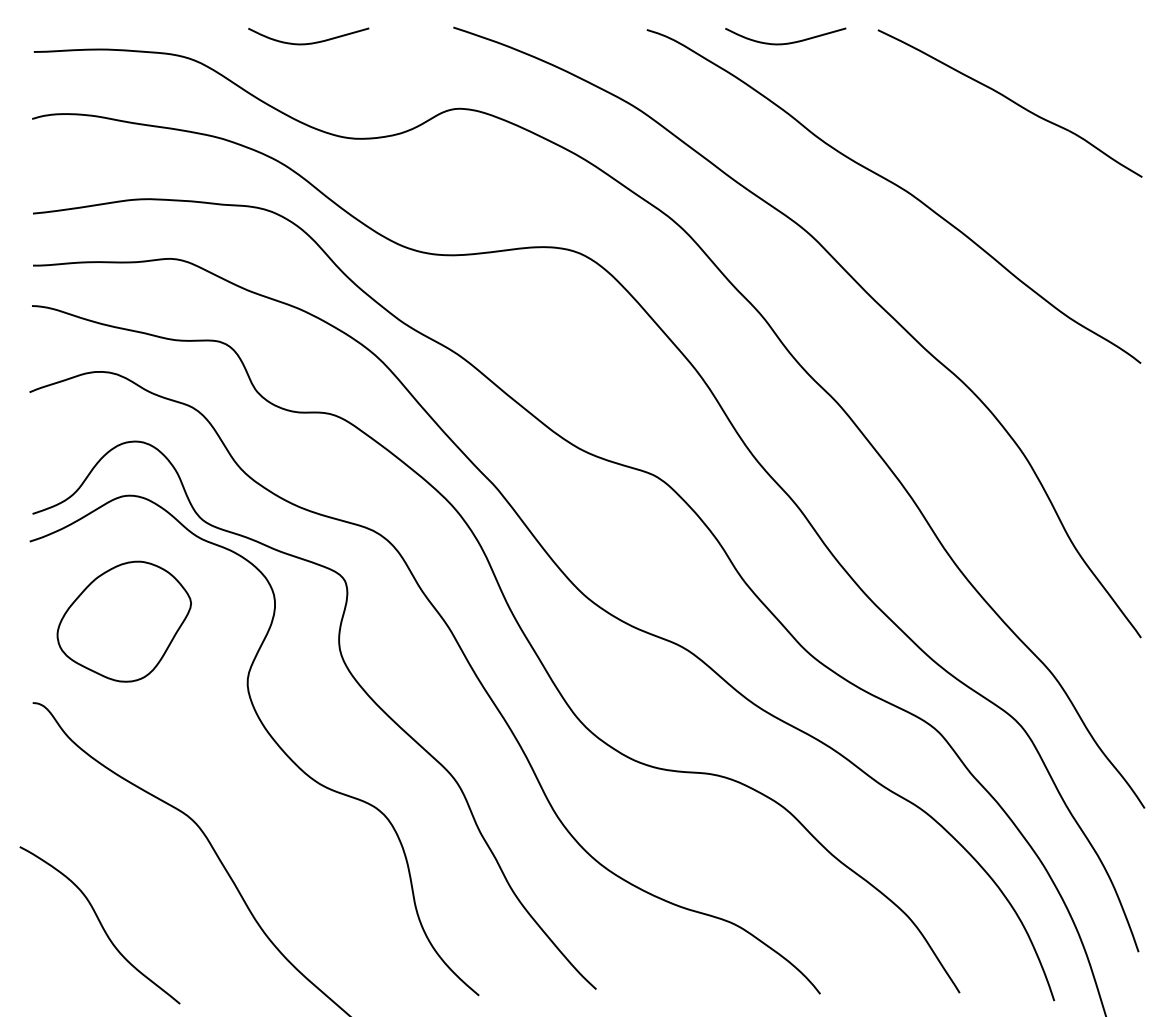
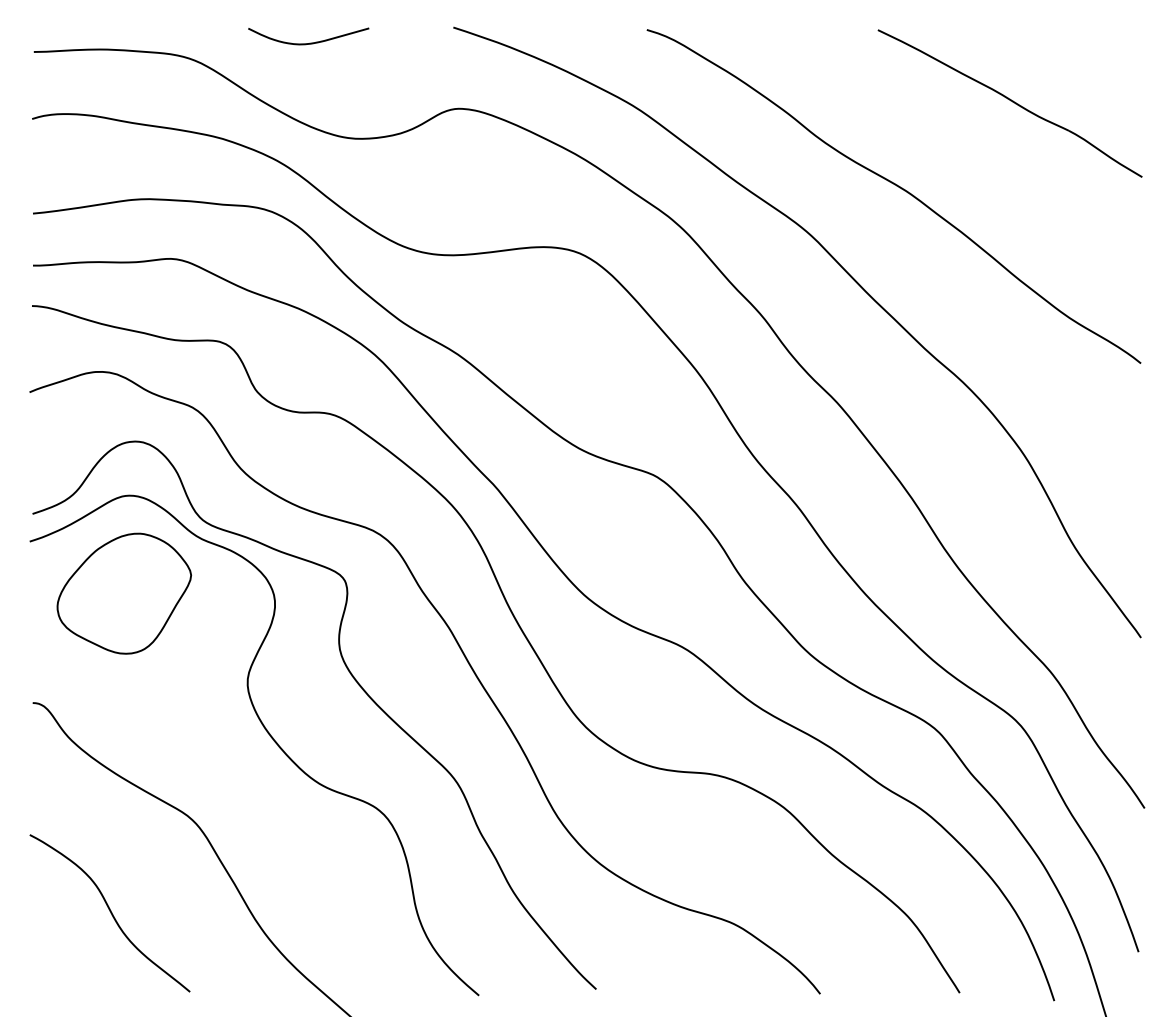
curve: present -> none (786, 42)
part position: (123, 621) -> (123, 593) (123, 593)
curve position: (100, 925) -> (110, 913) (110, 913)
